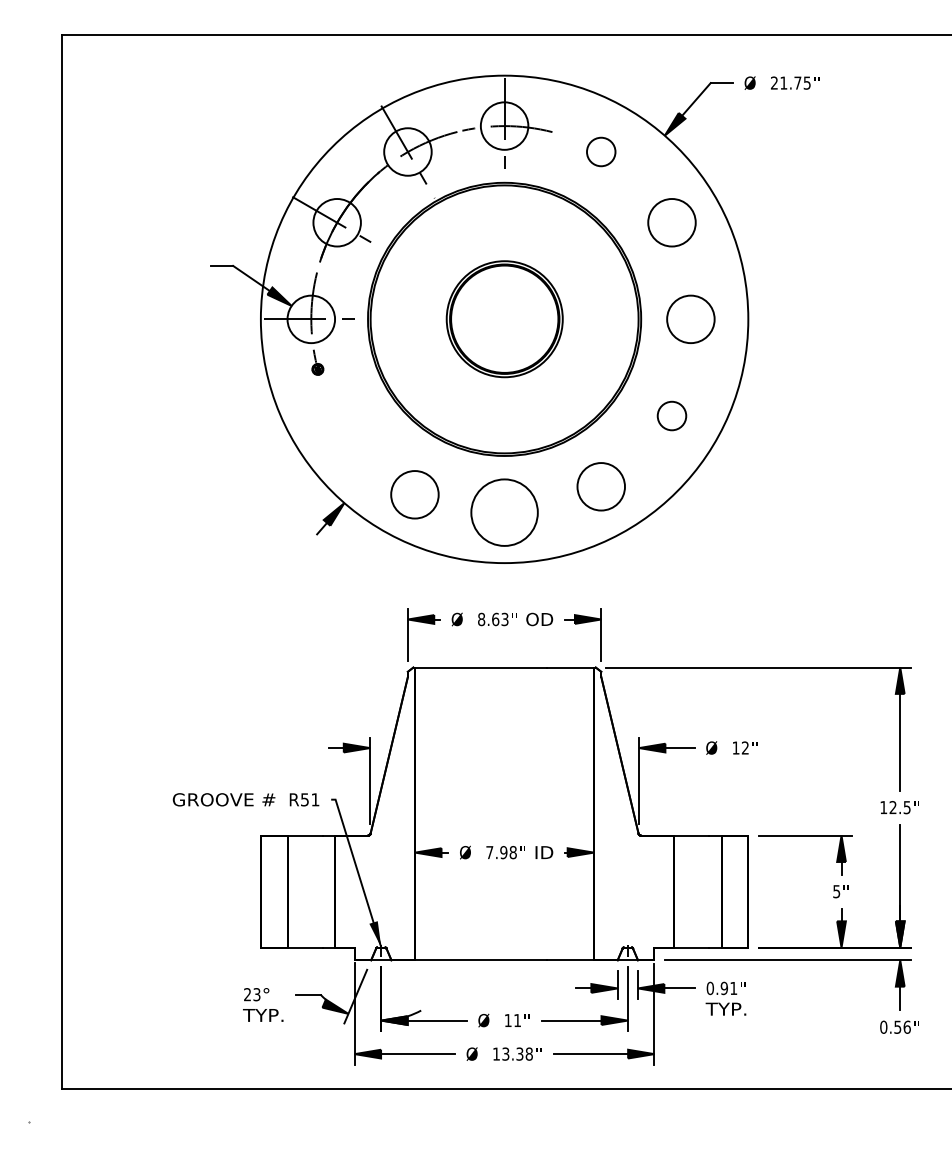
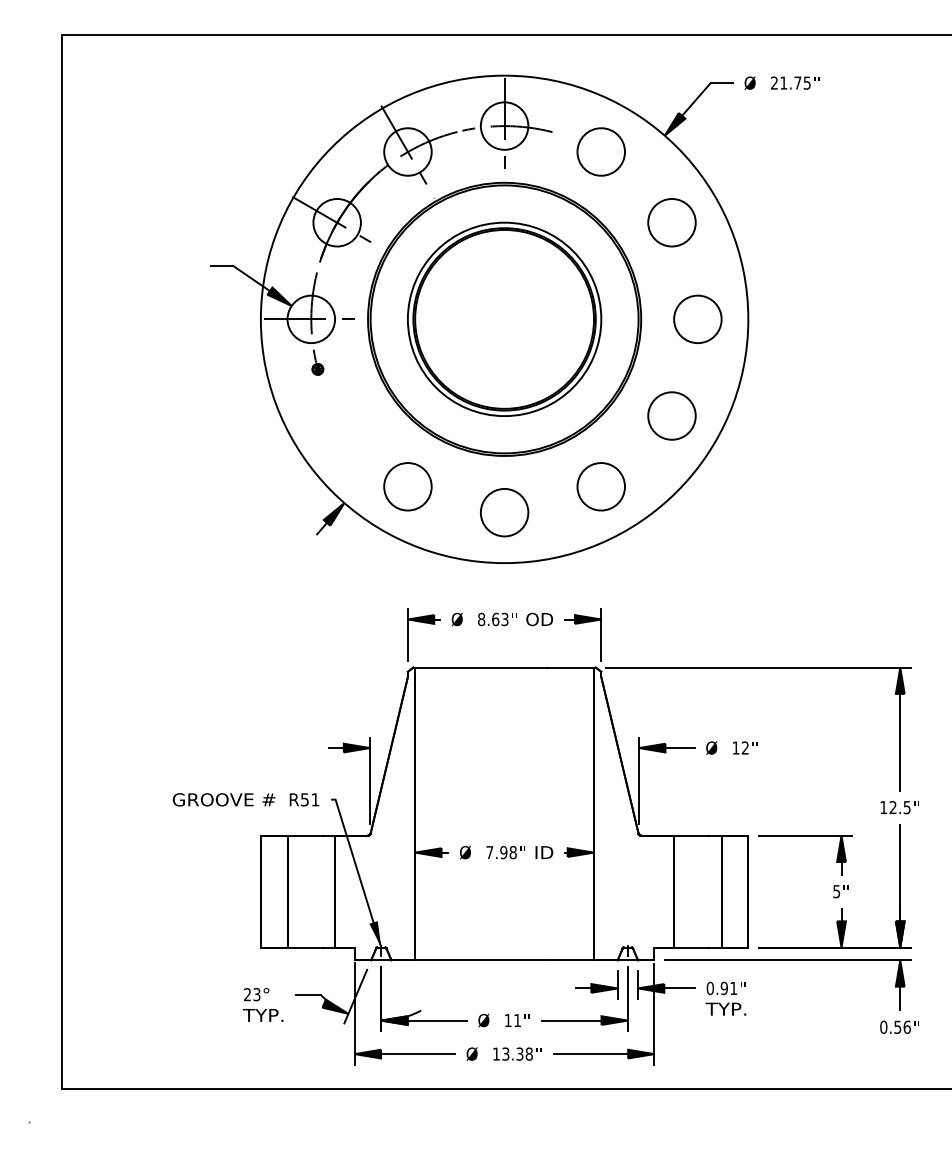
circle diameter: 29 px -> 48 px (601, 151)
circle position: (690, 318) -> (697, 318) (697, 318)
part size: 119x119 px -> 196x196 px (504, 318)
circle diameter: 29 px -> 48 px (671, 415)
circle position: (414, 494) -> (407, 486) (407, 486)
circle diameter: 67 px -> 48 px (504, 512)
